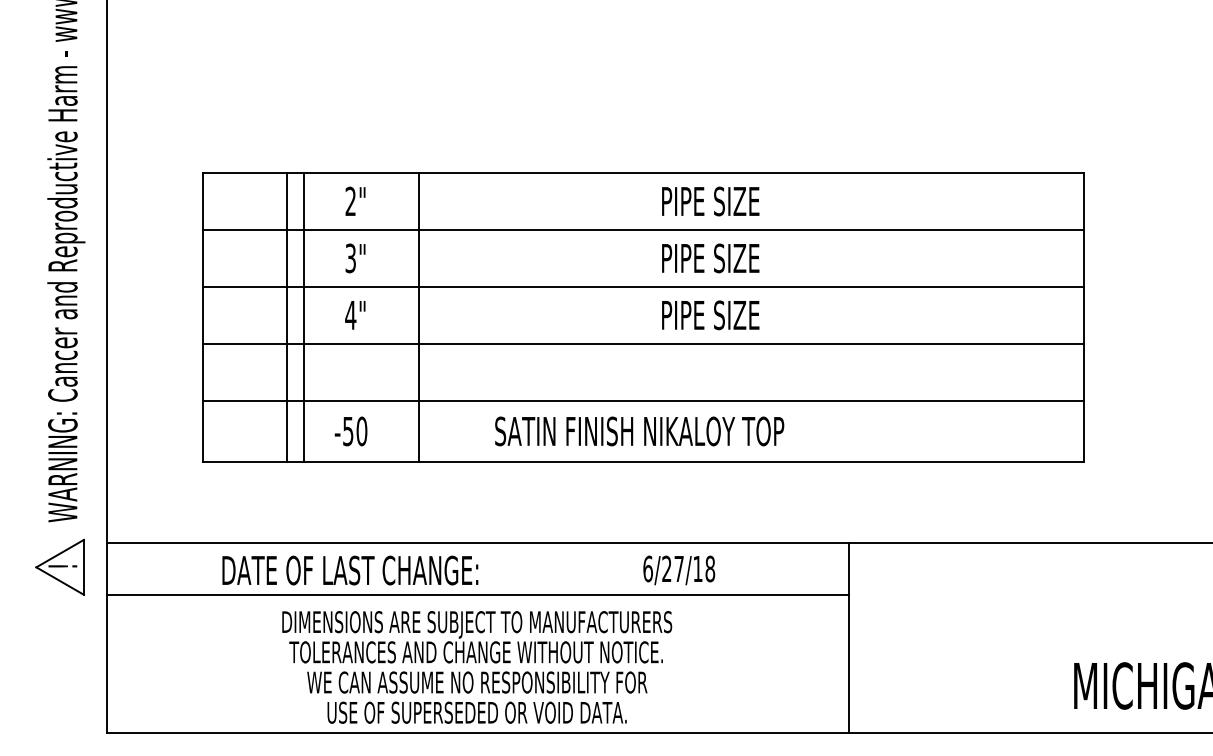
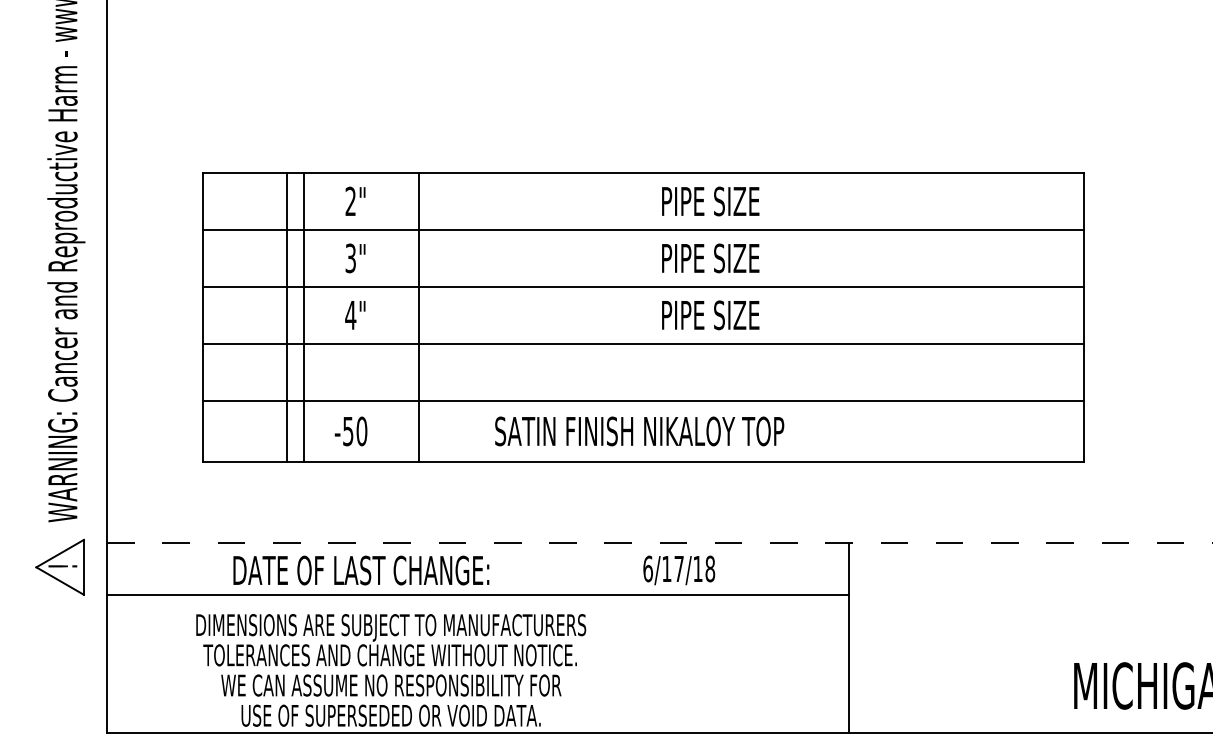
line: solid -> dashed (660, 543)
text: 6/27/18 -> 6/17/18 (666, 568)
text position: (350, 570) -> (361, 570) (361, 570)
text position: (477, 667) -> (391, 670) (391, 670)
